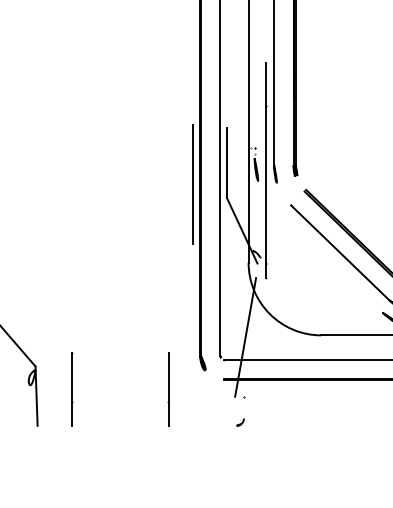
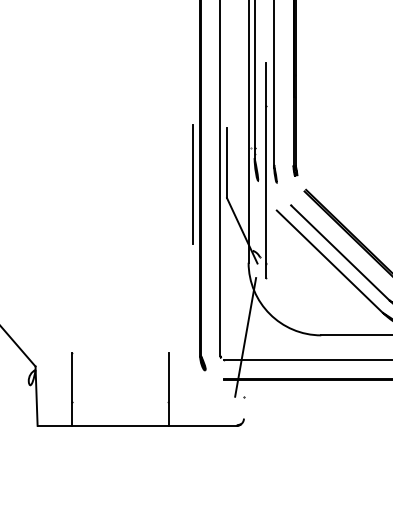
line: none -> present (254, 80)
line: none -> present (329, 261)
line: none -> present (136, 425)
